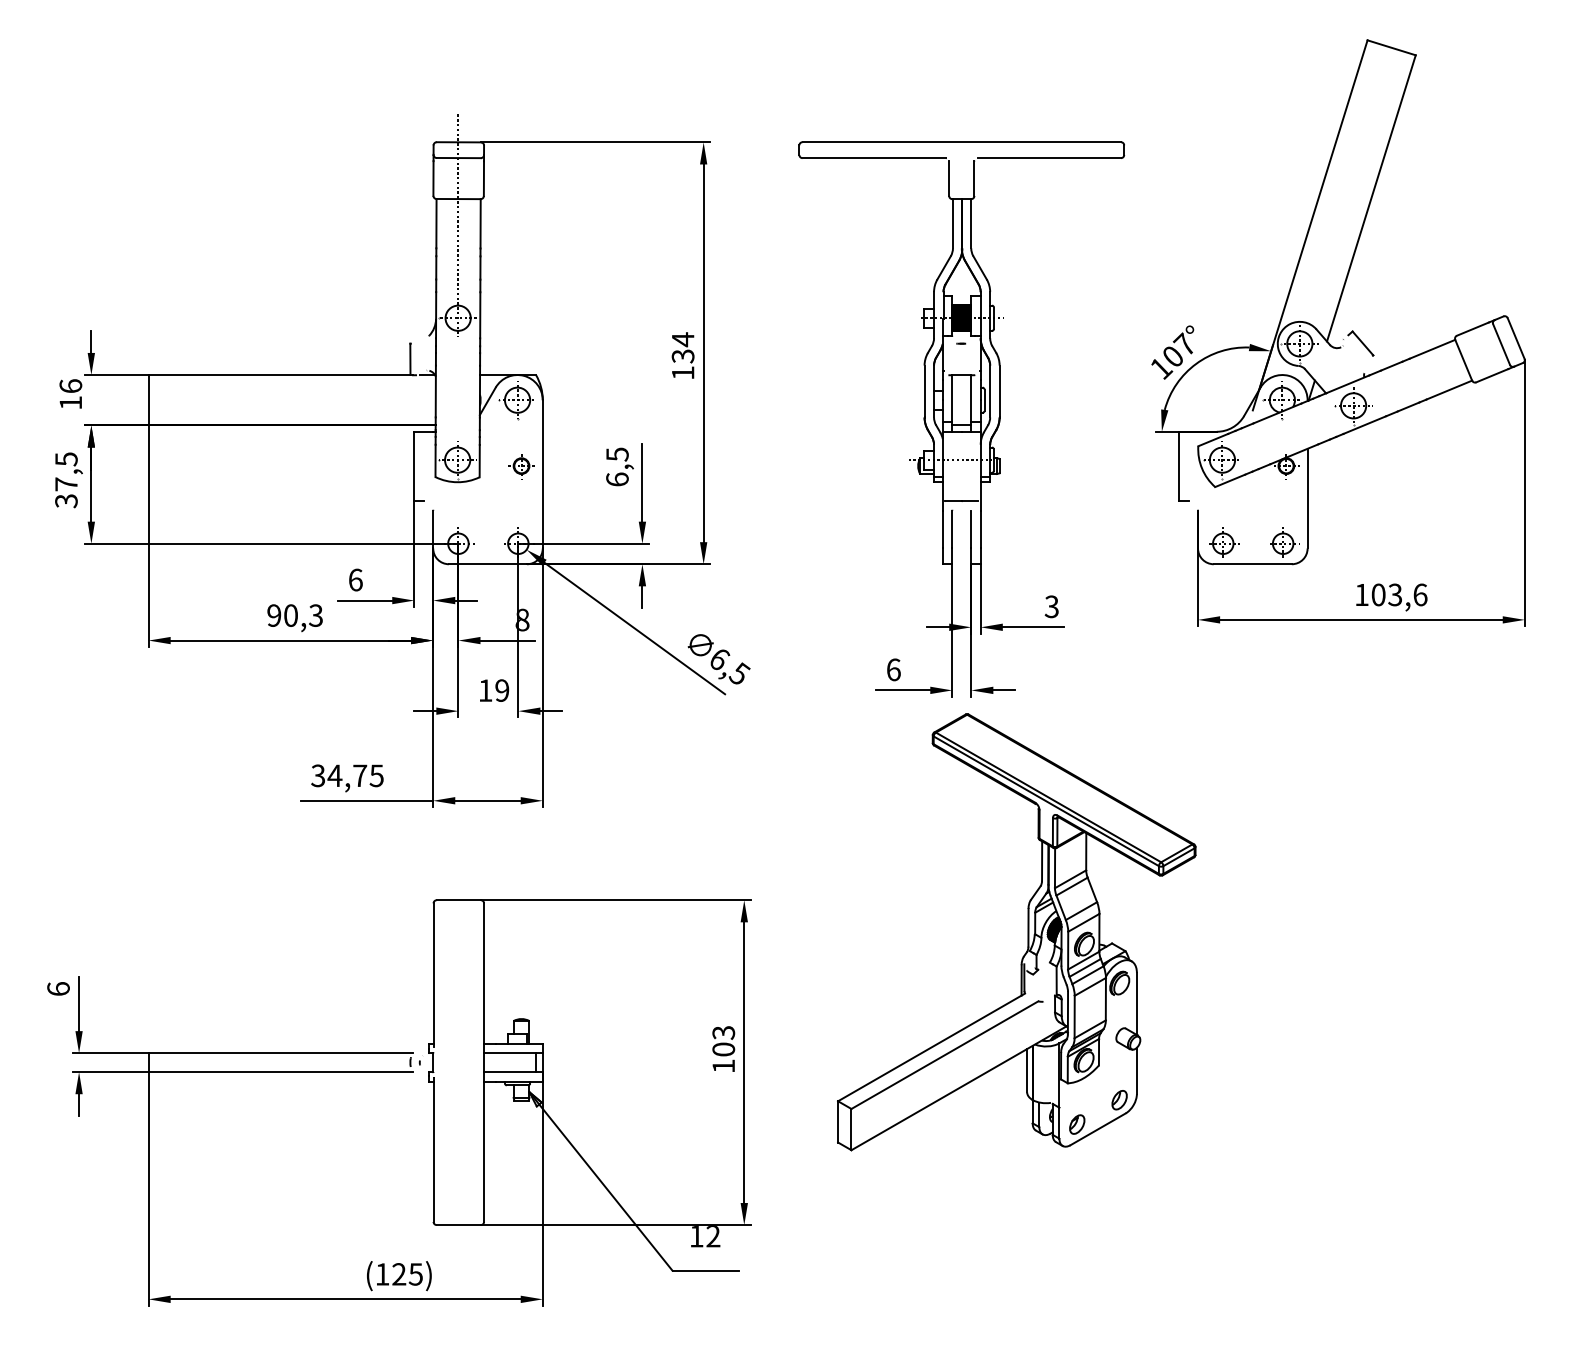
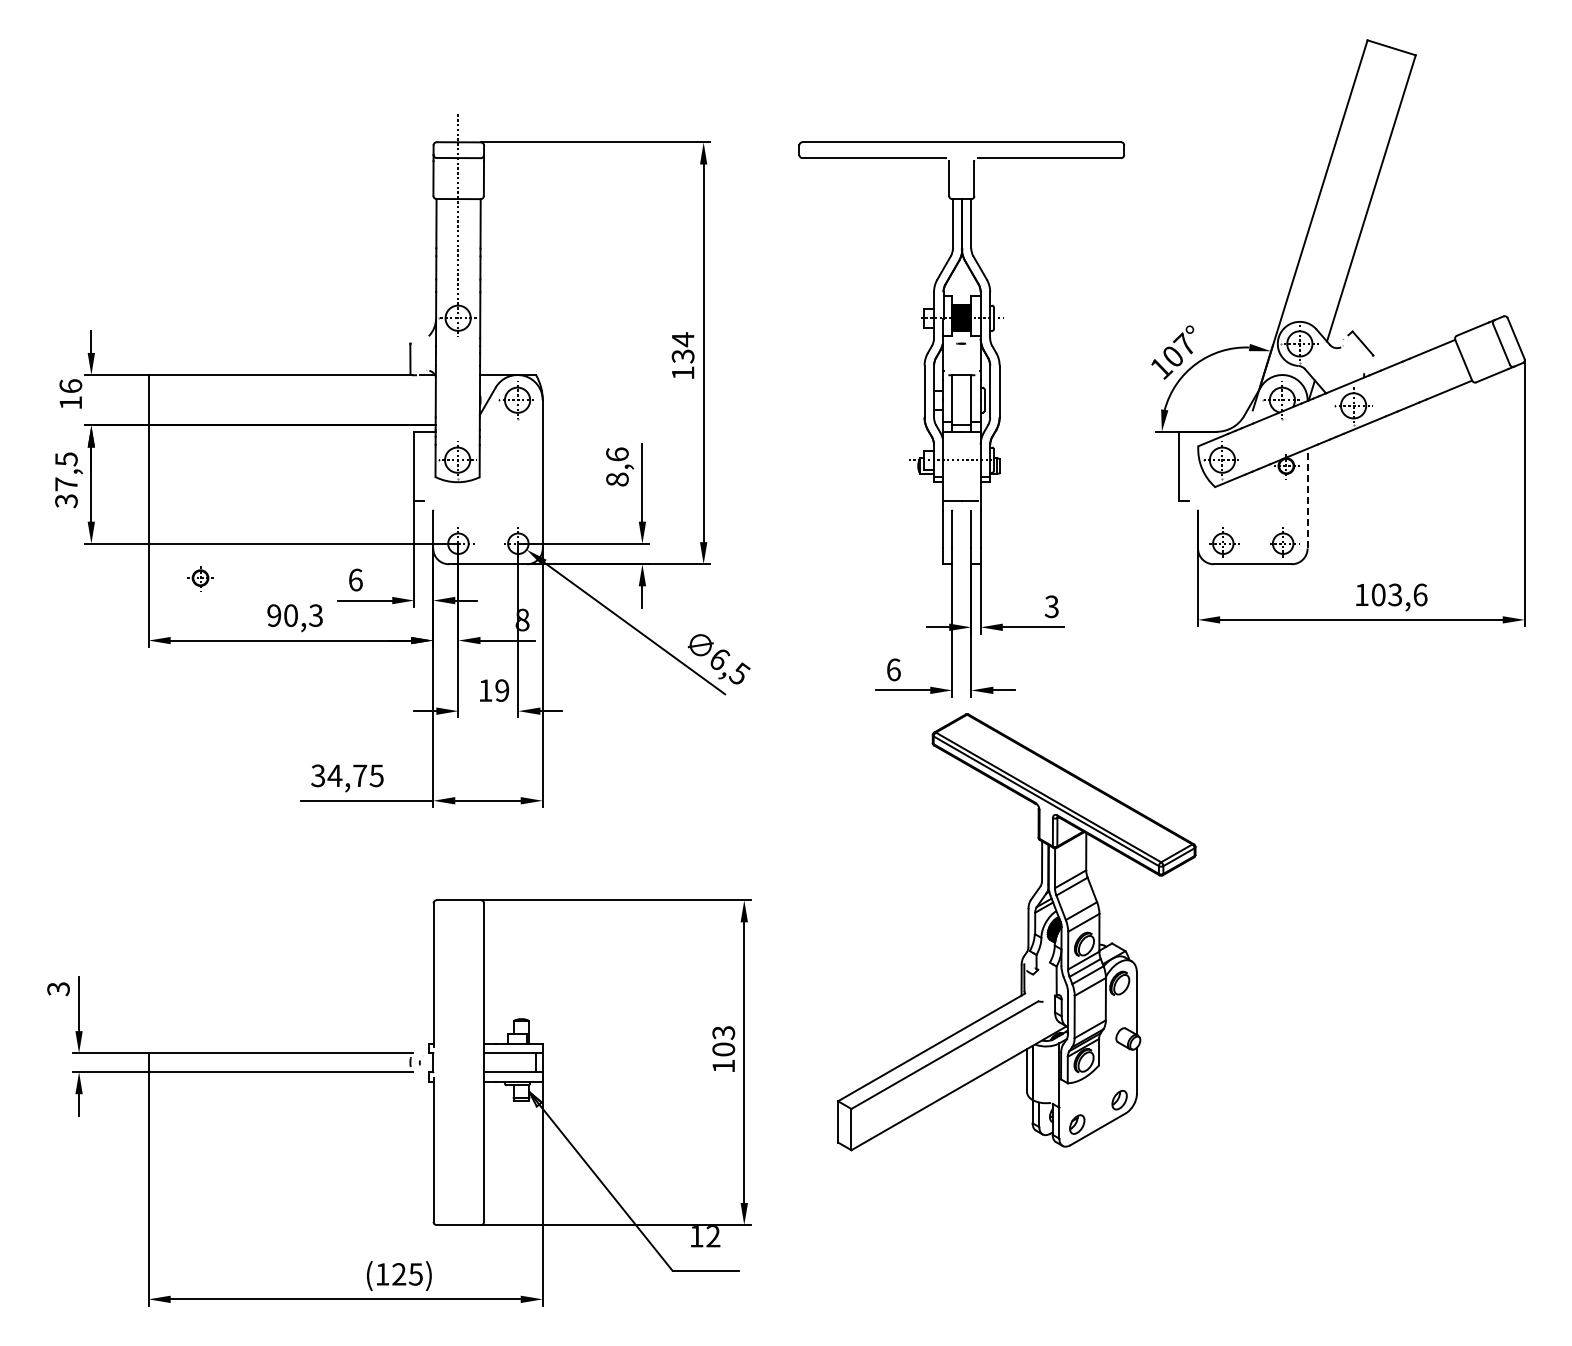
part position: (521, 466) -> (200, 578) (200, 578)
text: 6,5 -> 8,6 (617, 466)
line: solid -> dashed (1307, 498)
text: 6 -> 3 (58, 989)
